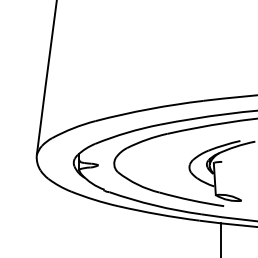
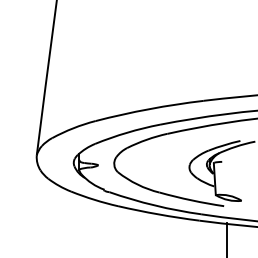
line position: (221, 238) -> (227, 238) (227, 238)
